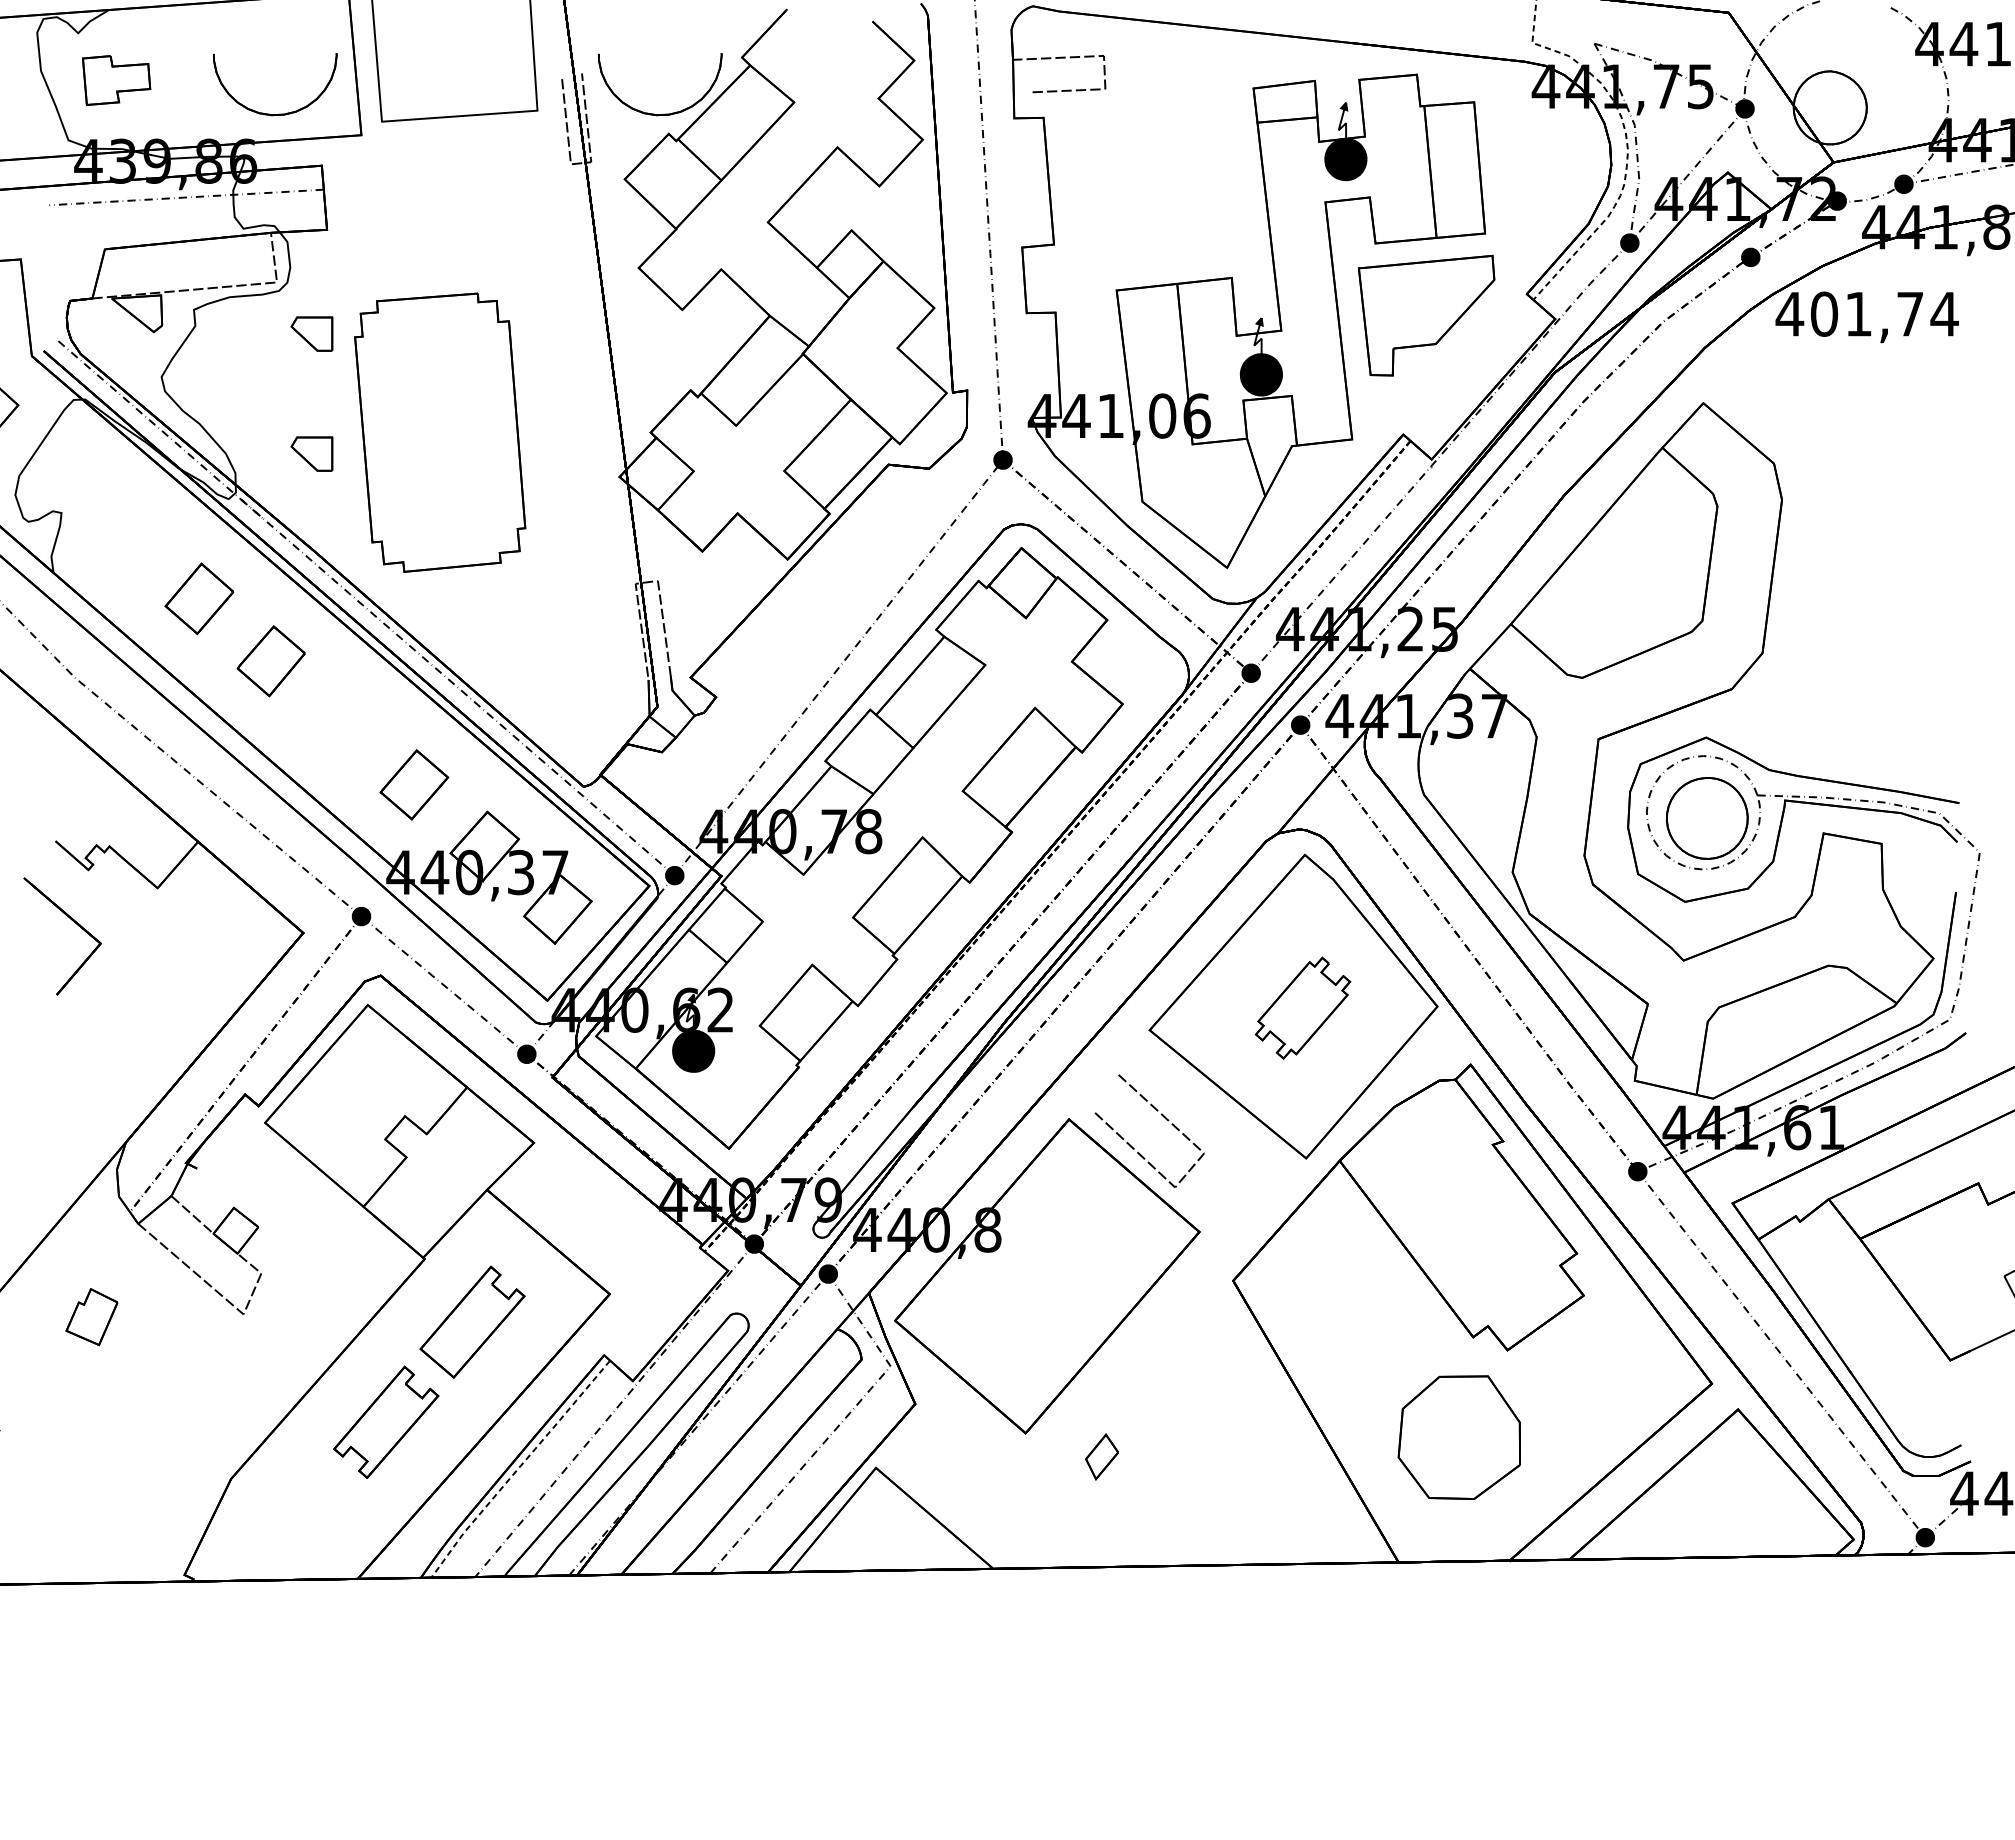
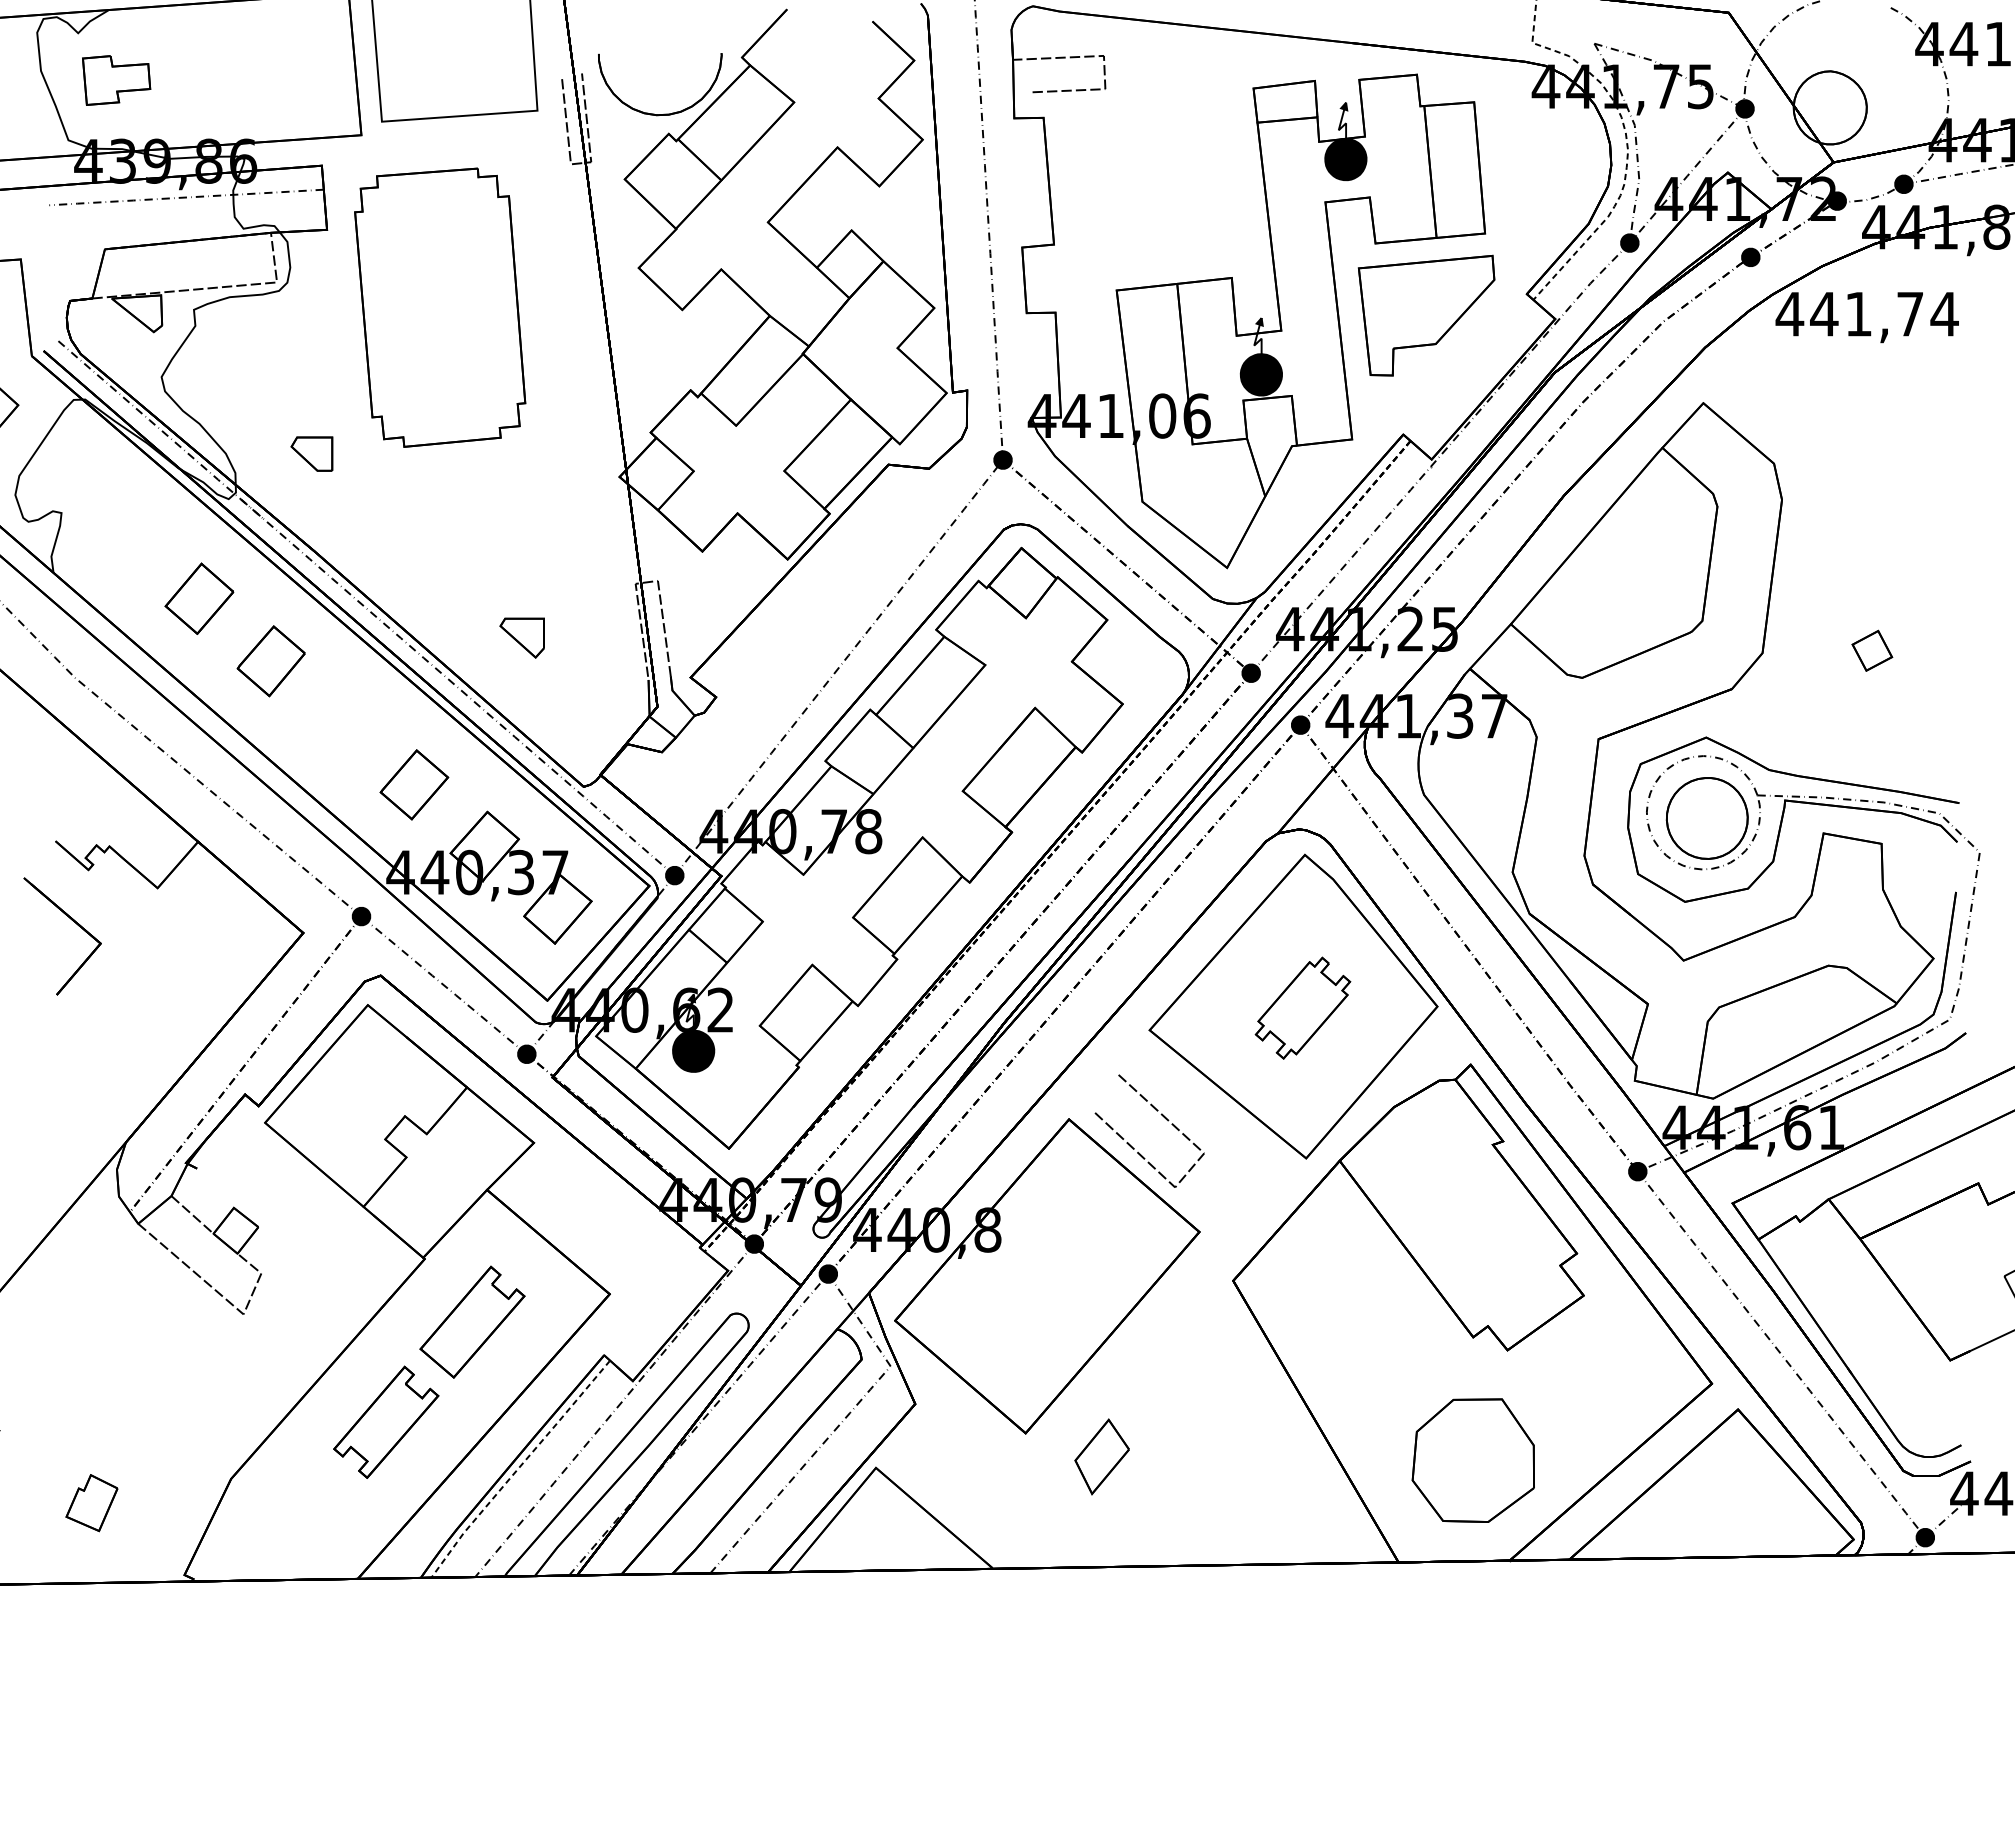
part: present -> none (279, 113)
text: 401,74 -> 441,74 (1824, 313)
part: present -> none (311, 333)
part position: (440, 432) -> (440, 307) (440, 307)
part: none -> present (521, 637)
part: none -> present (1872, 650)
part position: (91, 1317) -> (91, 1503) (91, 1503)
part position: (1458, 1437) -> (1472, 1460) (1472, 1460)
part size: 34x48 px -> 56x78 px (1101, 1456)
